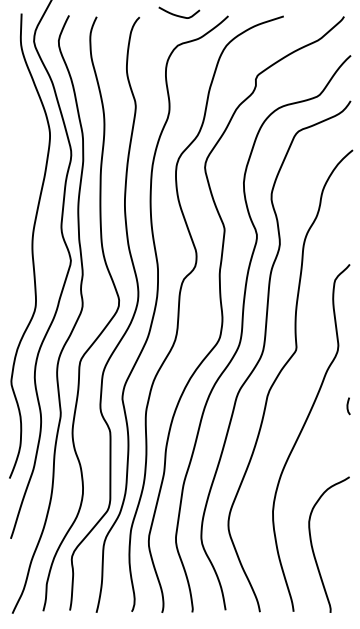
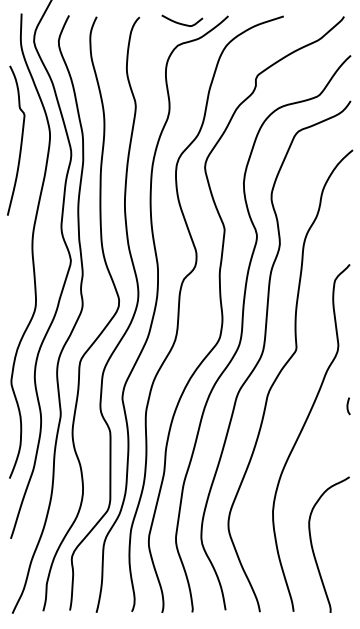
curve position: (179, 15) -> (182, 23) (182, 23)
curve: none -> present (20, 141)
